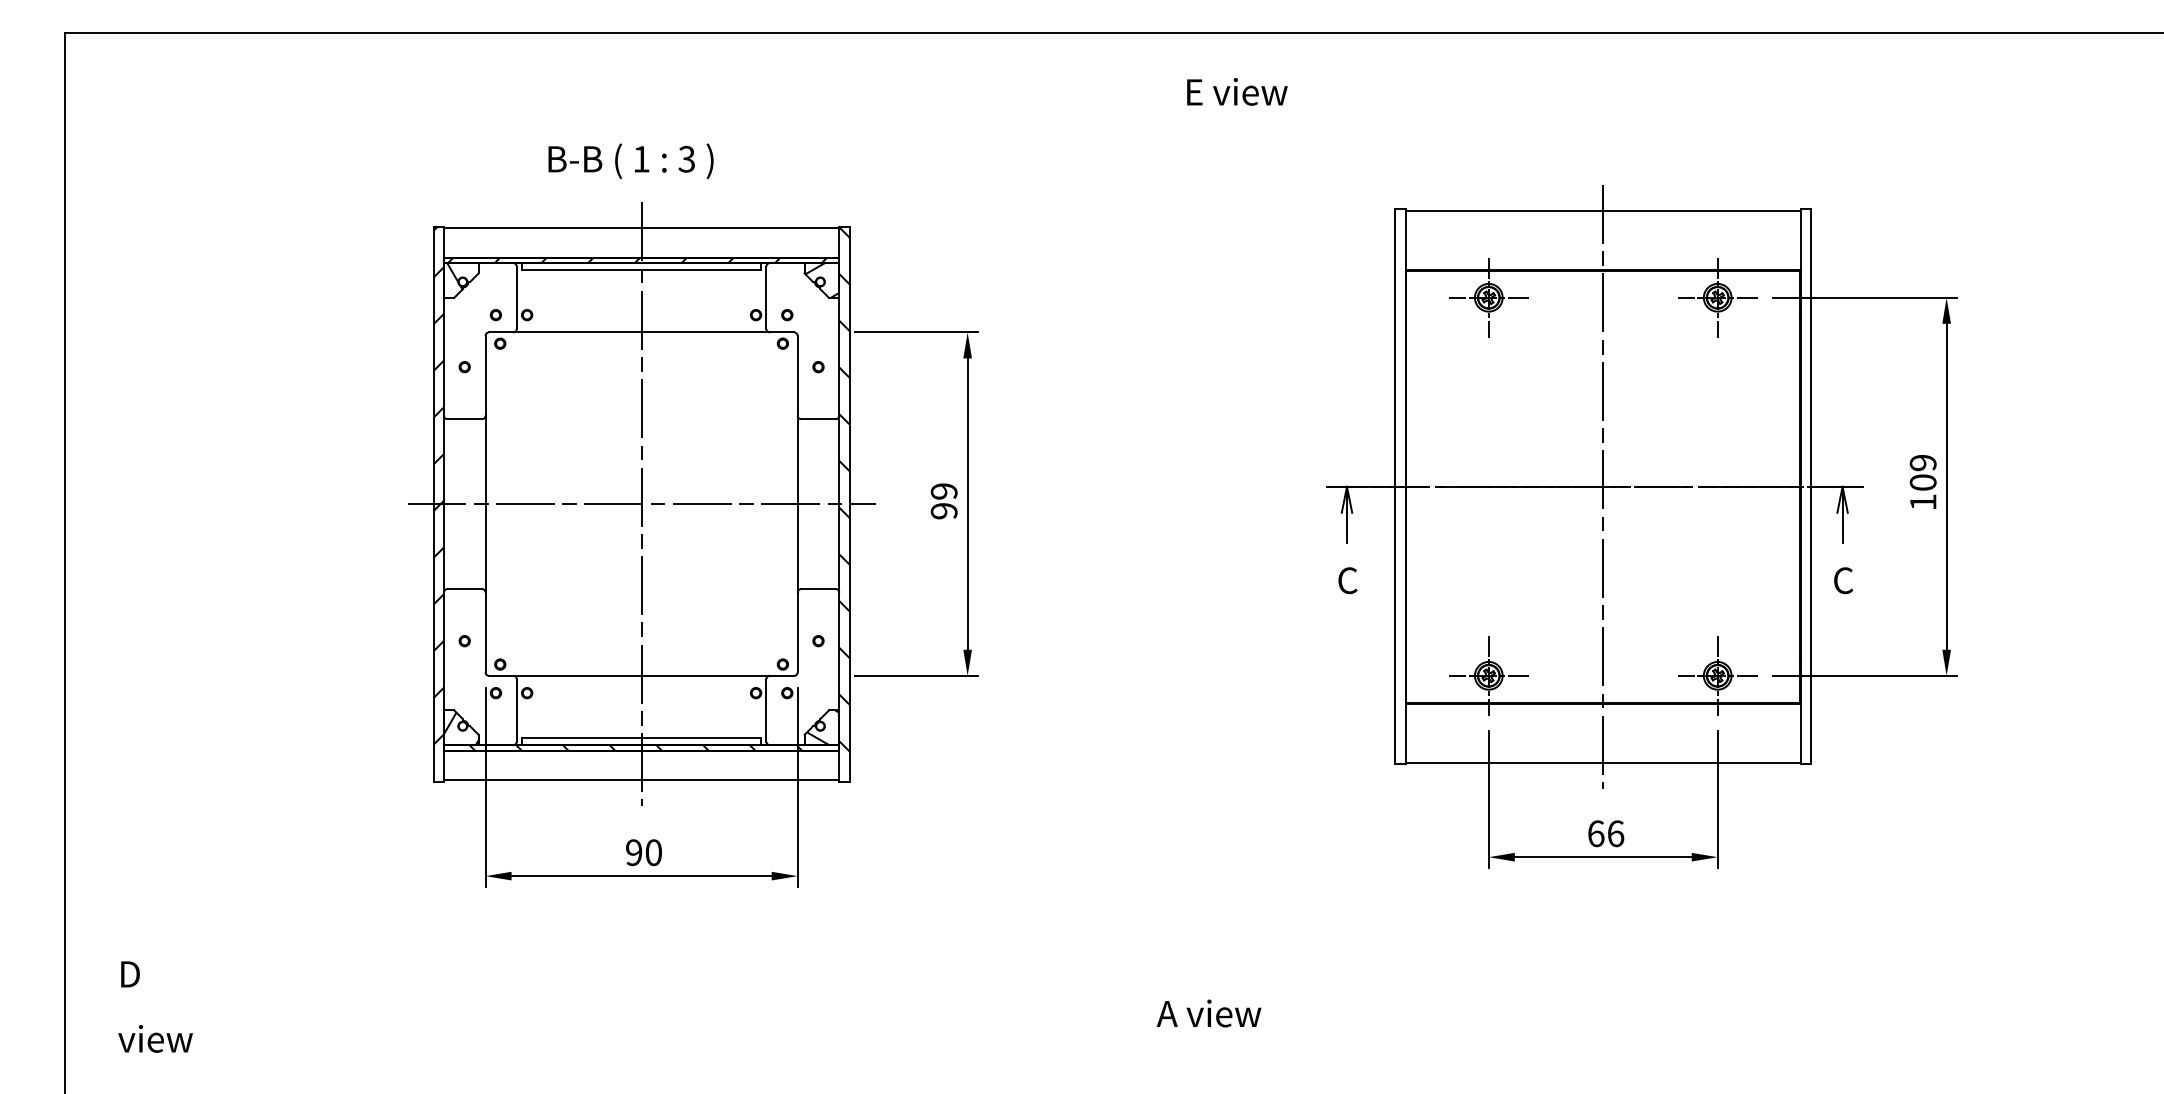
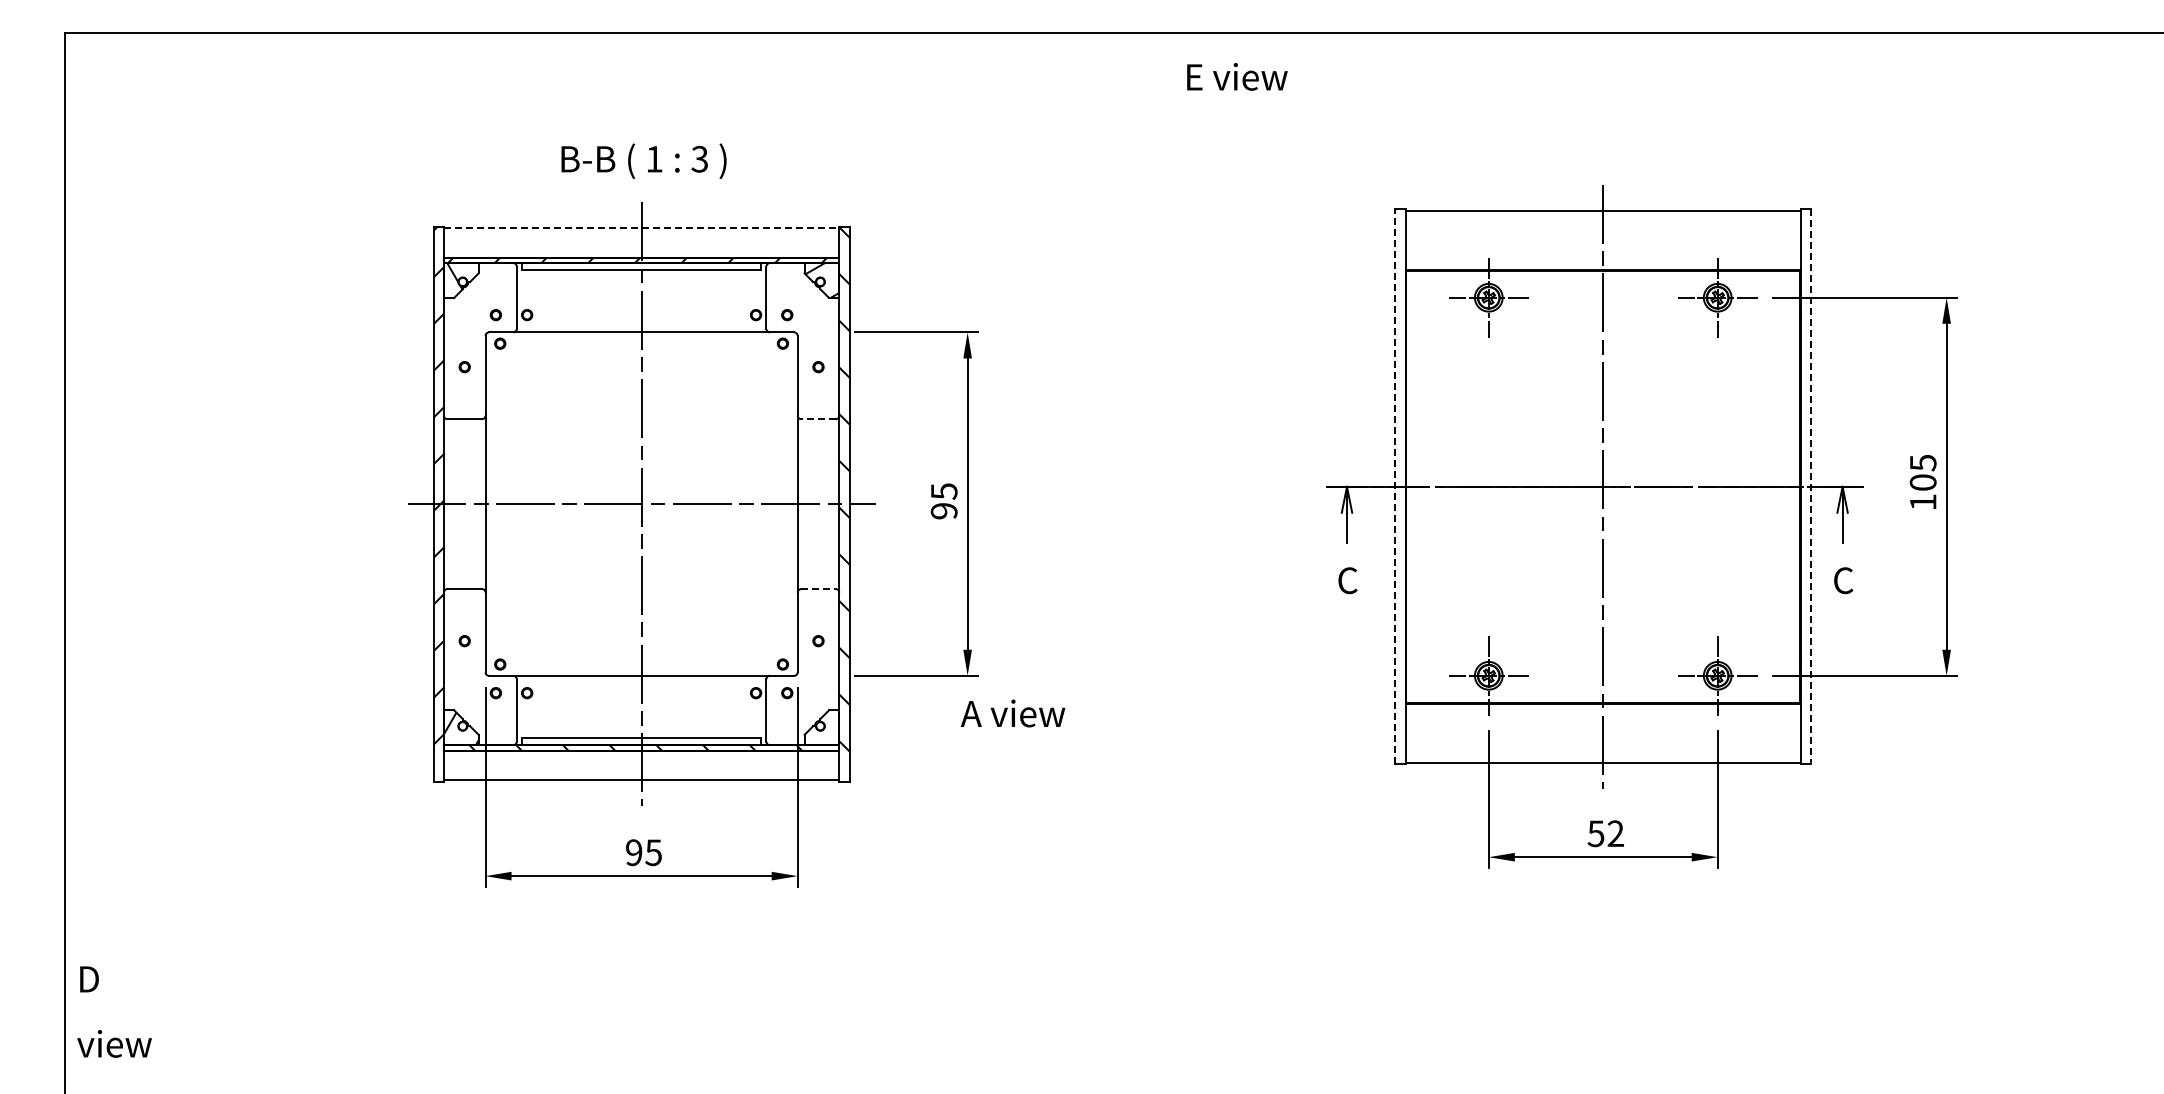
text position: (1237, 91) -> (1237, 76) (1237, 76)
text position: (630, 160) -> (643, 160) (643, 160)
line: solid -> dashed (641, 228)
line: solid -> dashed (818, 419)
text: 109 -> 105 (1922, 463)
line: solid -> dashed (1395, 486)
line: solid -> dashed (1811, 487)
text: 99 -> 95 (943, 491)
line: solid -> dashed (819, 589)
hatch: present -> none (823, 727)
text: 66 -> 52 (1605, 833)
text: 90 -> 95 (653, 852)
text position: (155, 1006) -> (114, 1011) (114, 1011)
text position: (1208, 1013) -> (1012, 713) (1012, 713)
